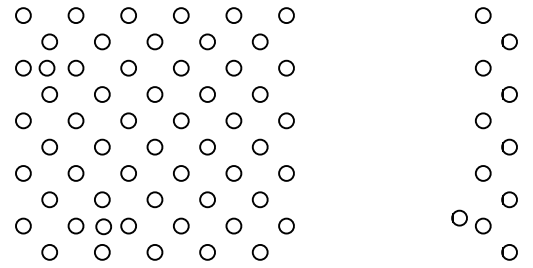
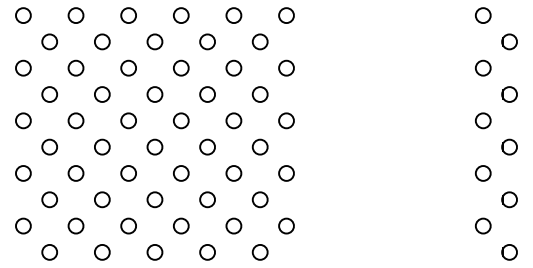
circle: present -> none (46, 67)
part: present -> none (459, 217)
circle: present -> none (103, 226)
